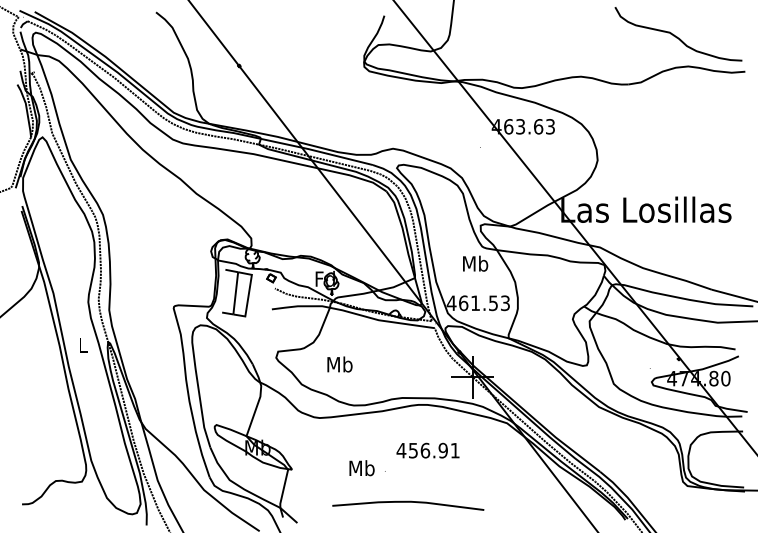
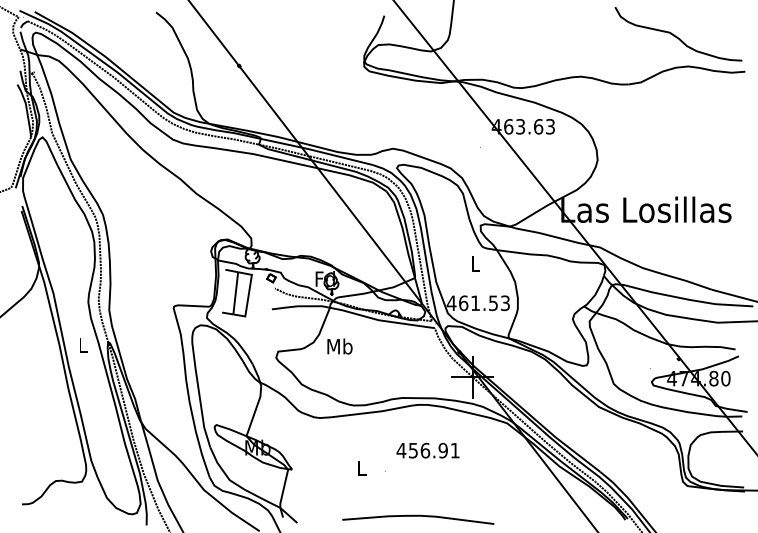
text: Mb -> L (475, 263)
text position: (339, 364) -> (339, 346) (339, 346)
text: Mb -> L (361, 468)
curve position: (408, 502) -> (418, 516) (418, 516)
